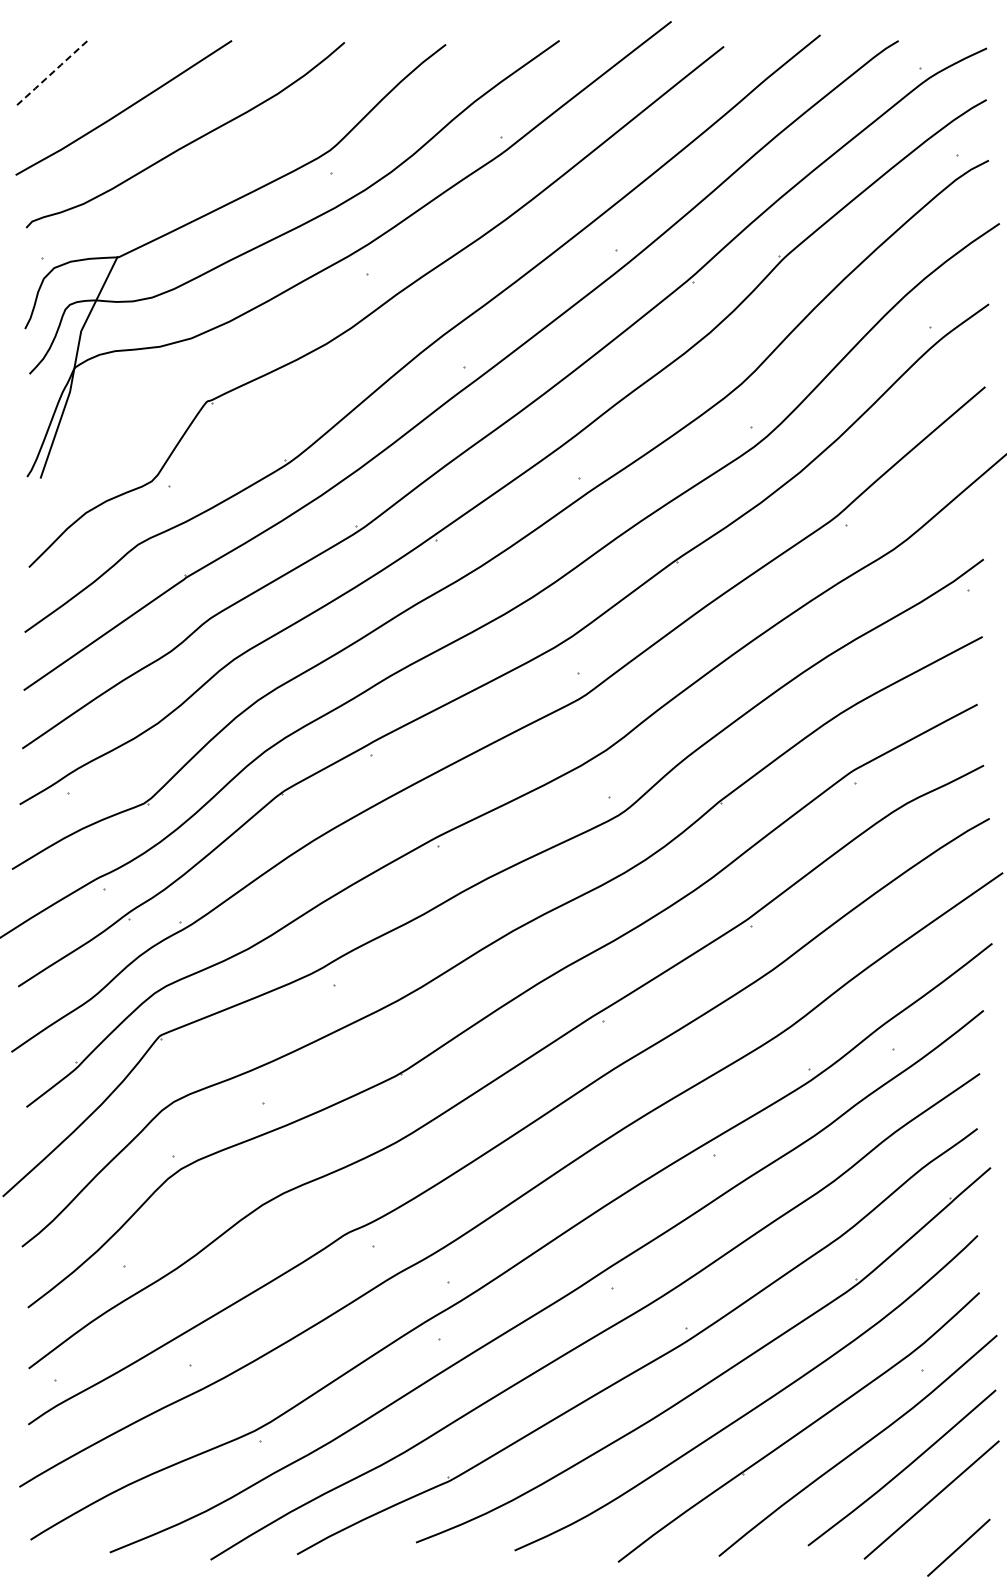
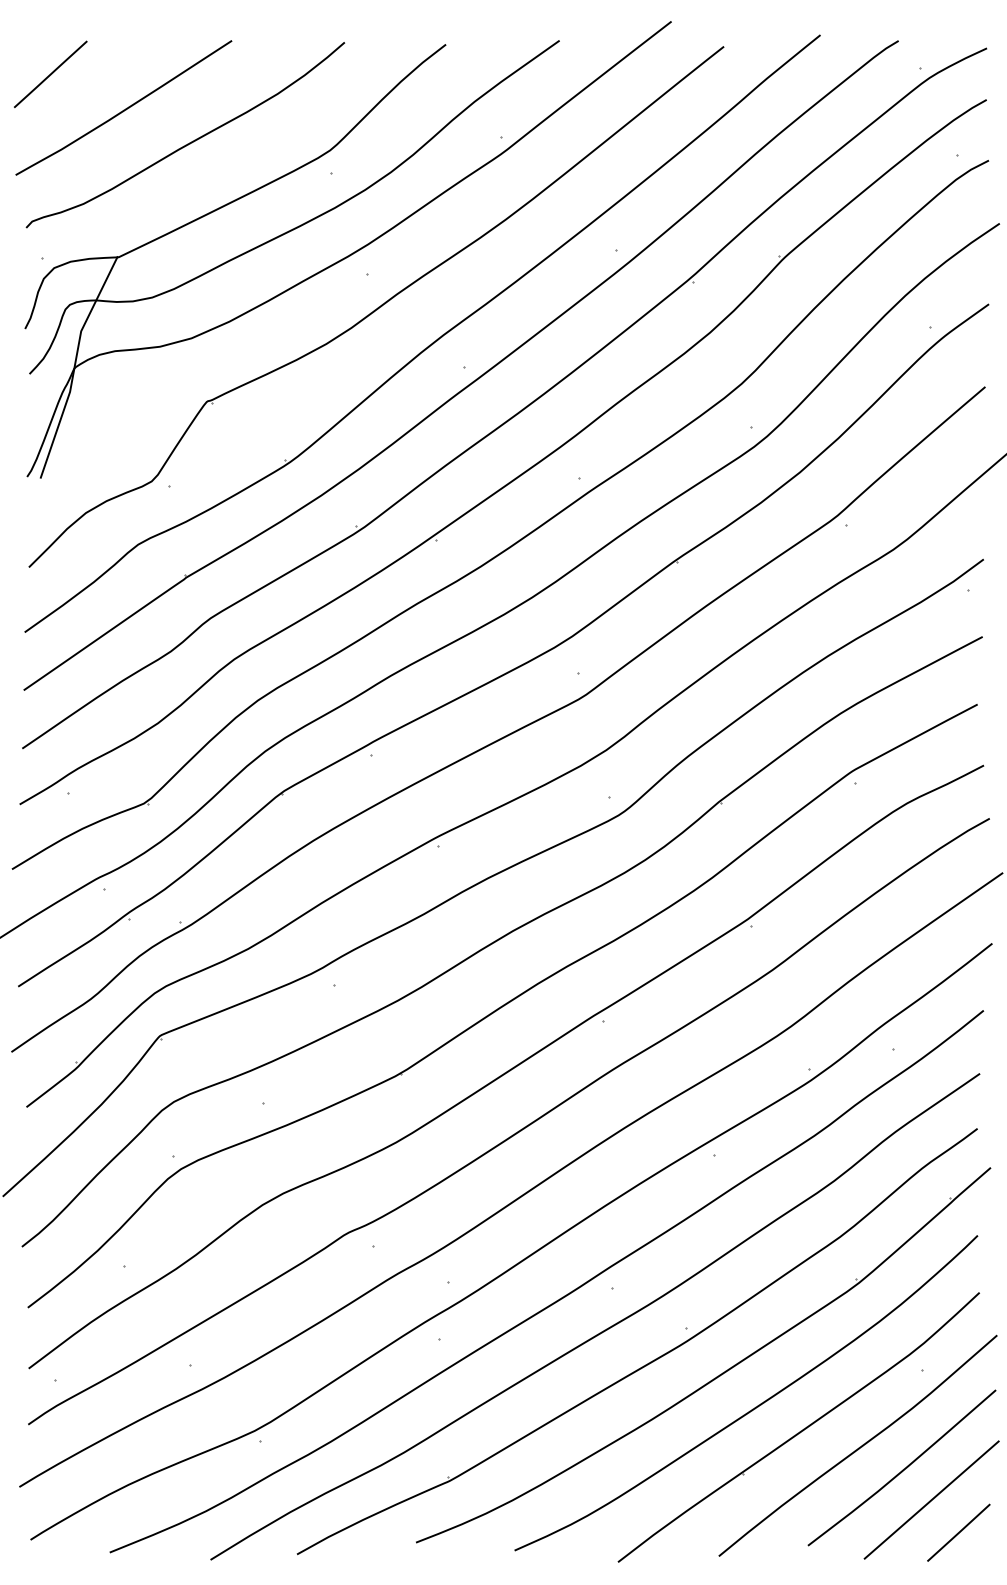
line: dashed -> solid (50, 74)
line position: (958, 1547) -> (958, 1532) (958, 1532)
